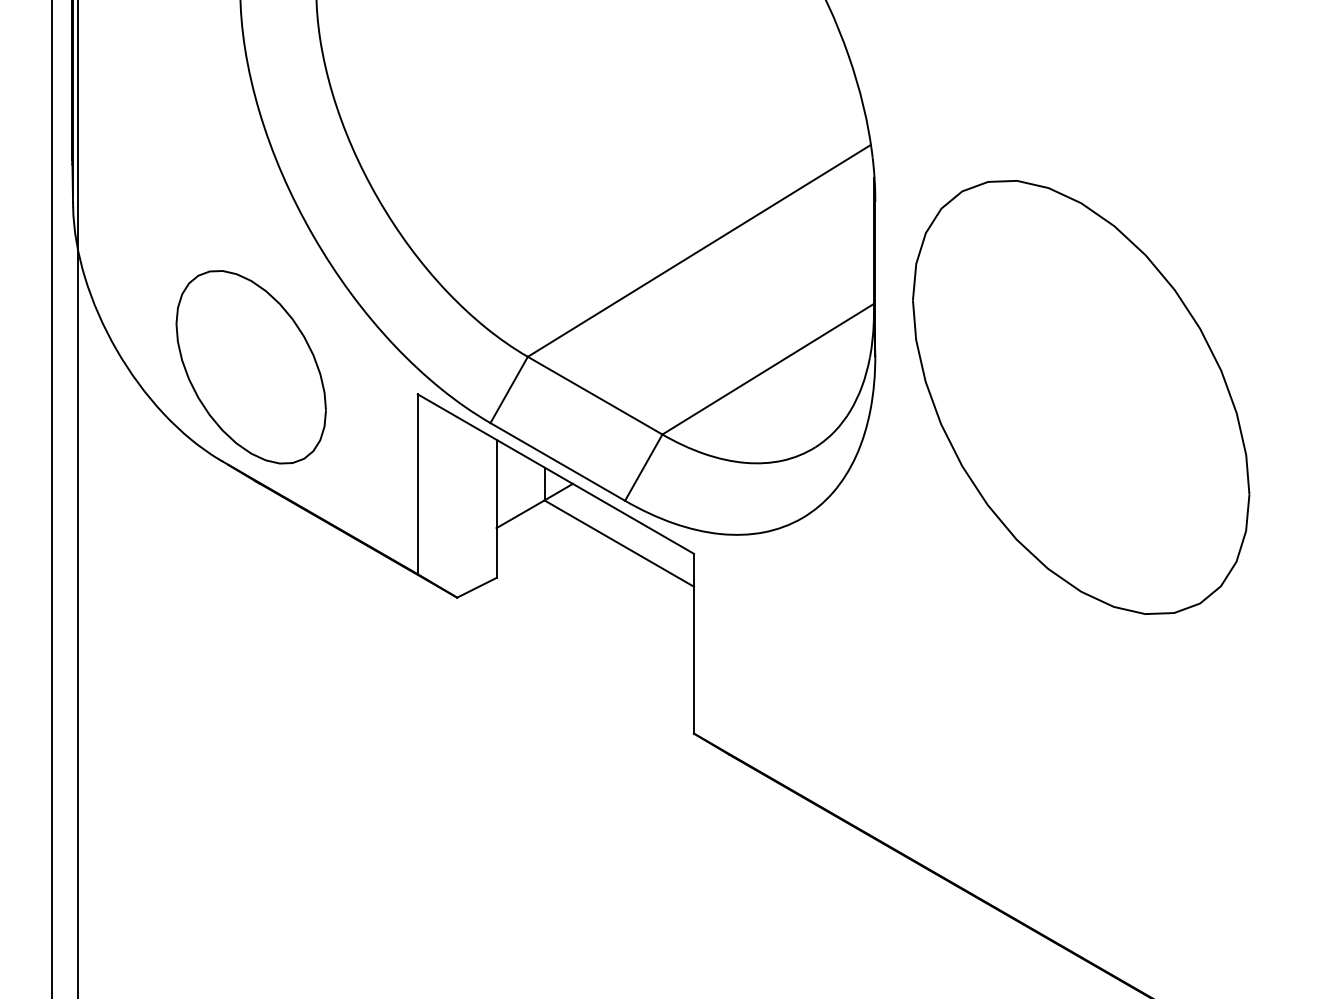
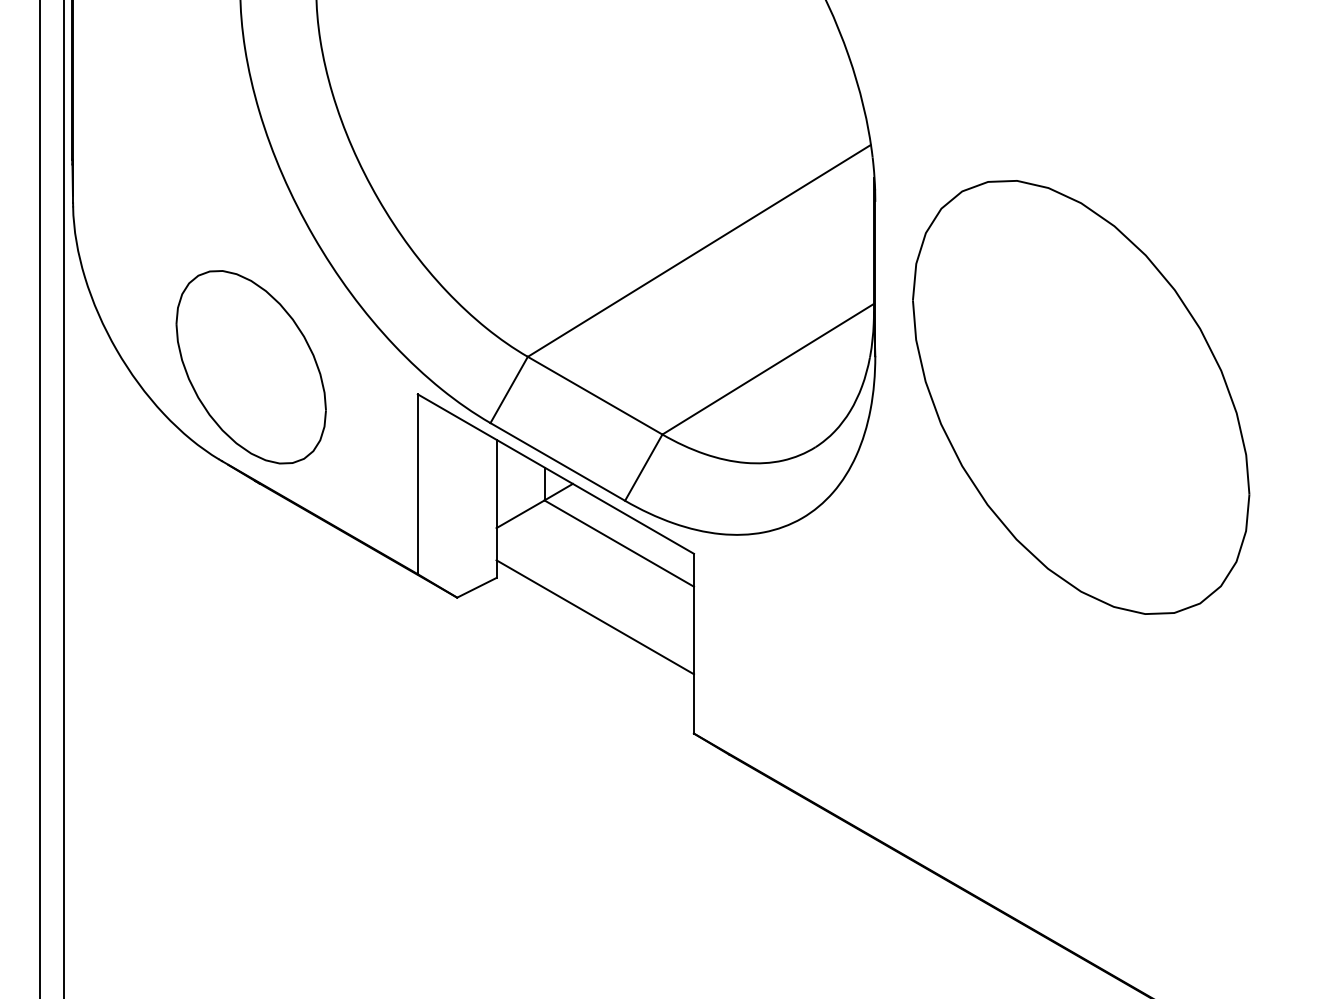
line position: (51, 498) -> (39, 498) (39, 498)
line position: (78, 498) -> (64, 498) (64, 498)
line: none -> present (595, 617)
